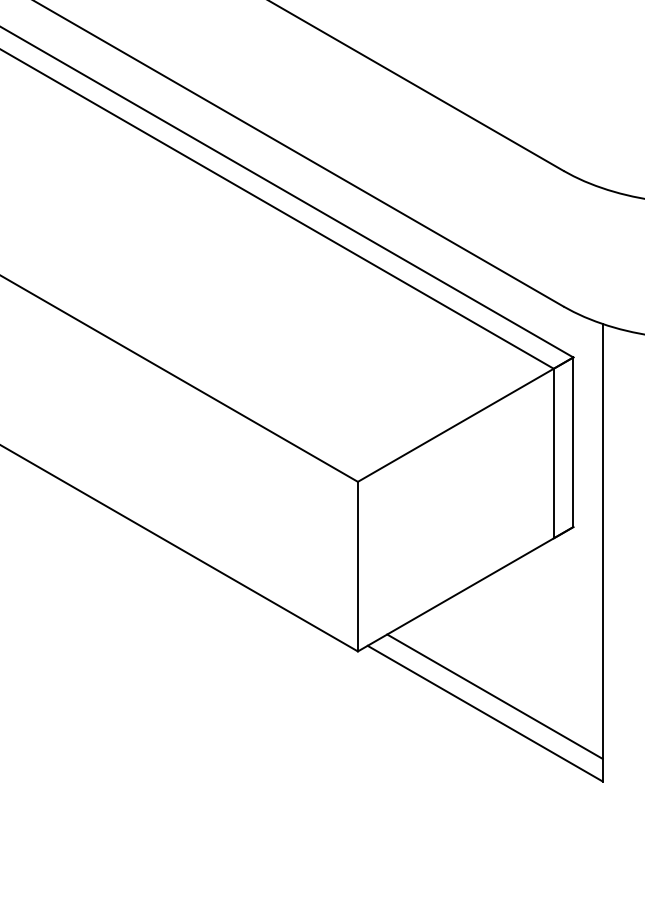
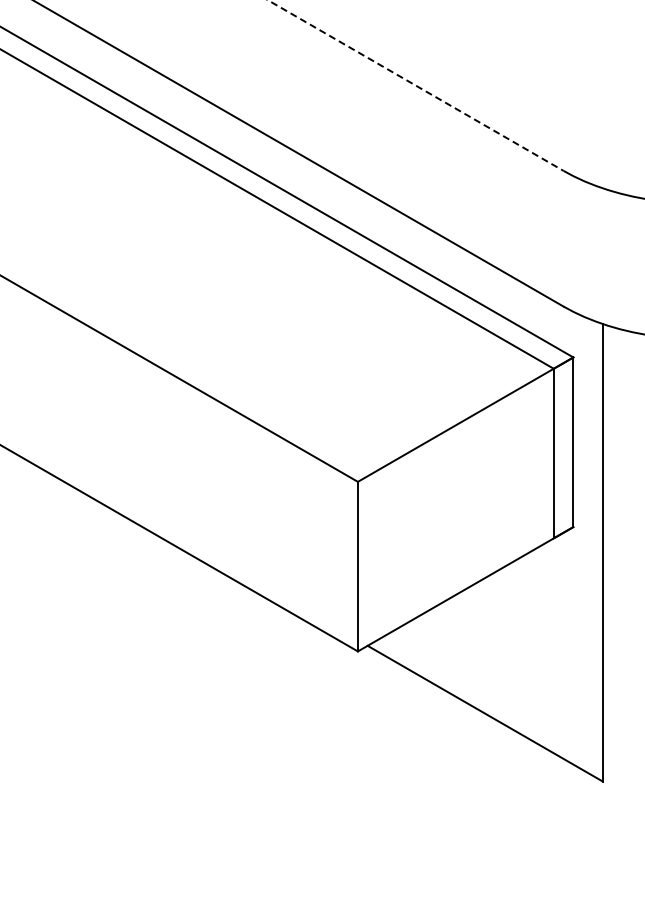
line: solid -> dashed (415, 85)
line: present -> none (494, 696)
